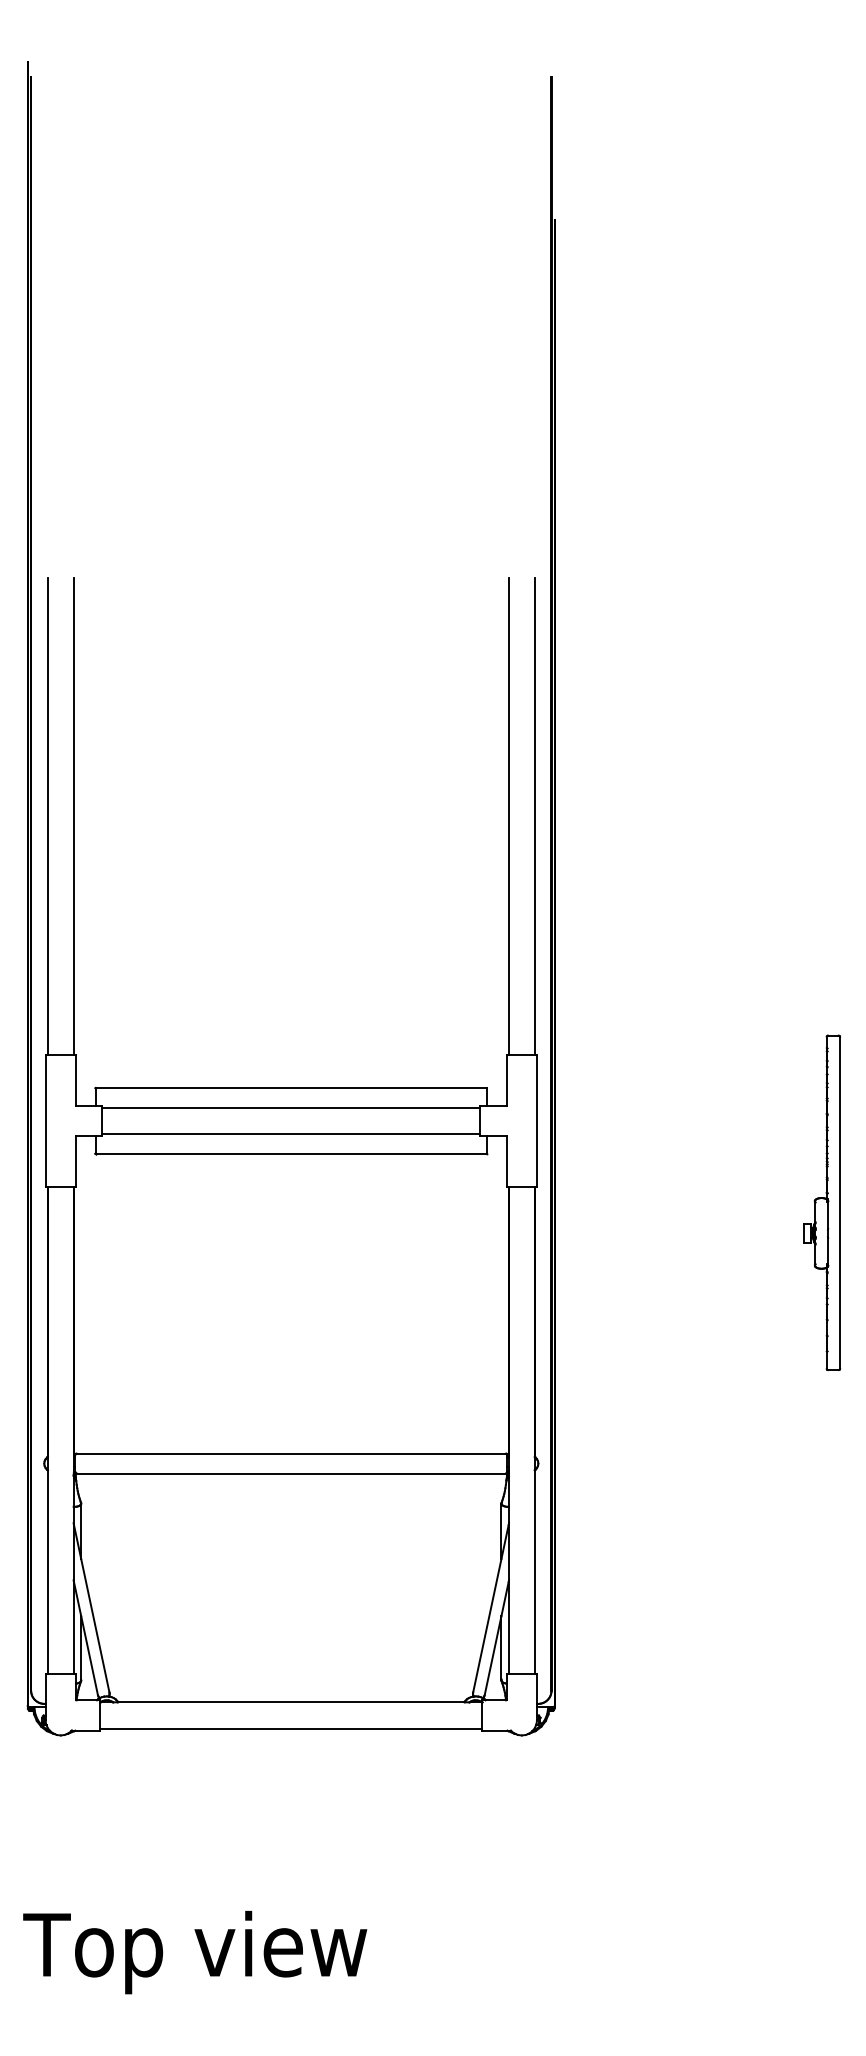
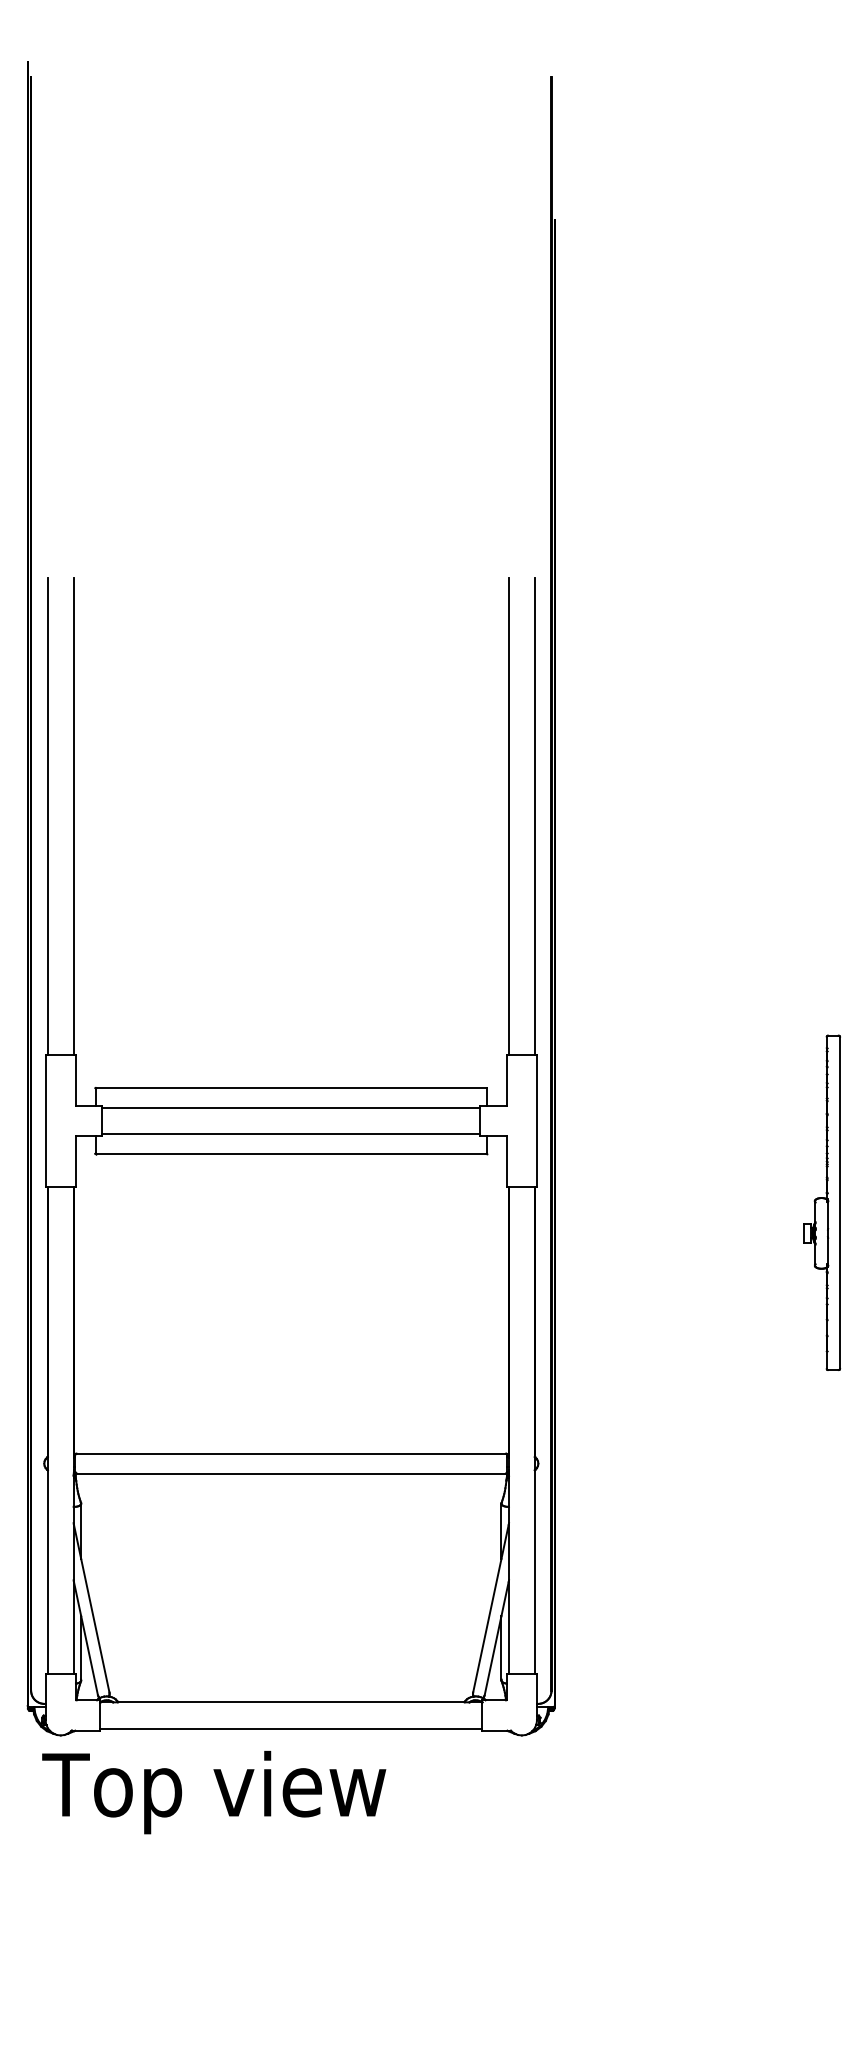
text position: (195, 1952) -> (214, 1792) (214, 1792)
